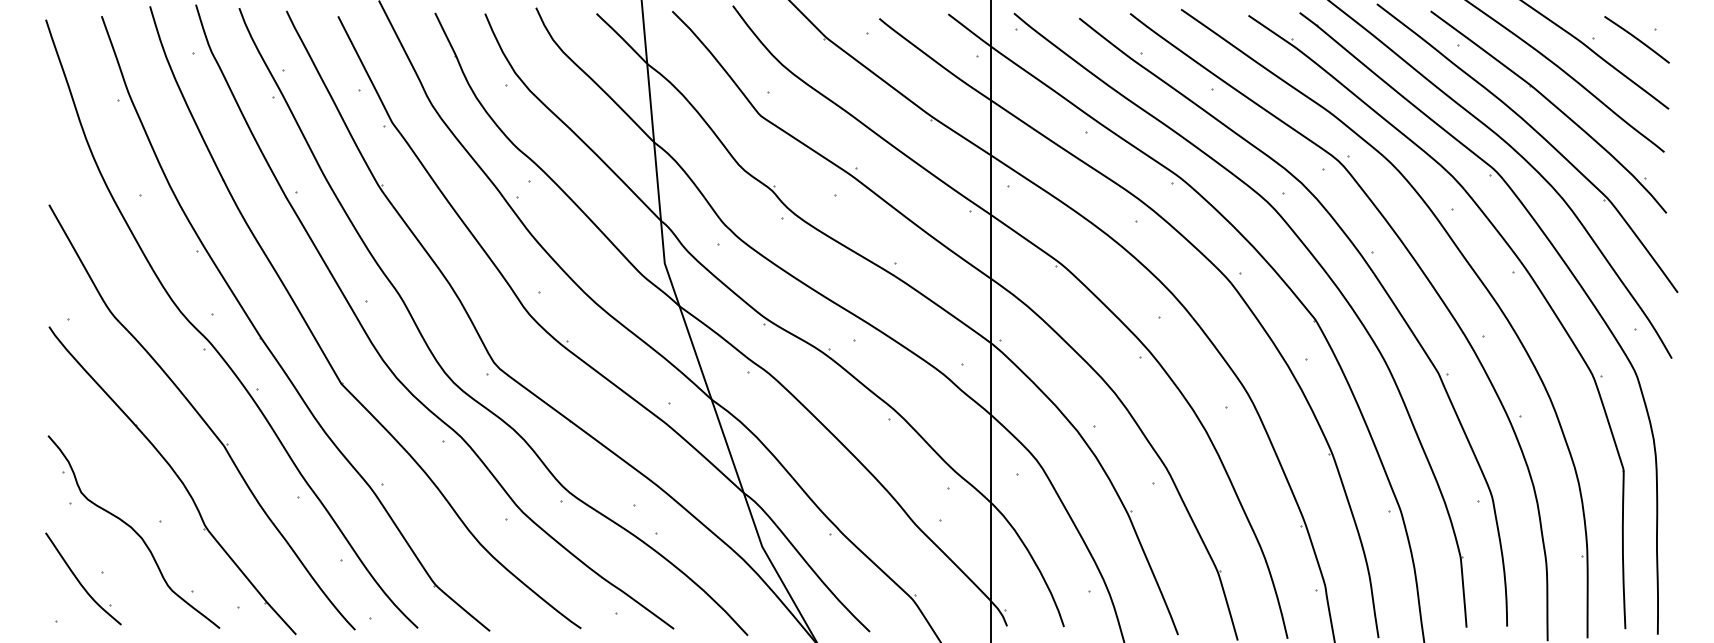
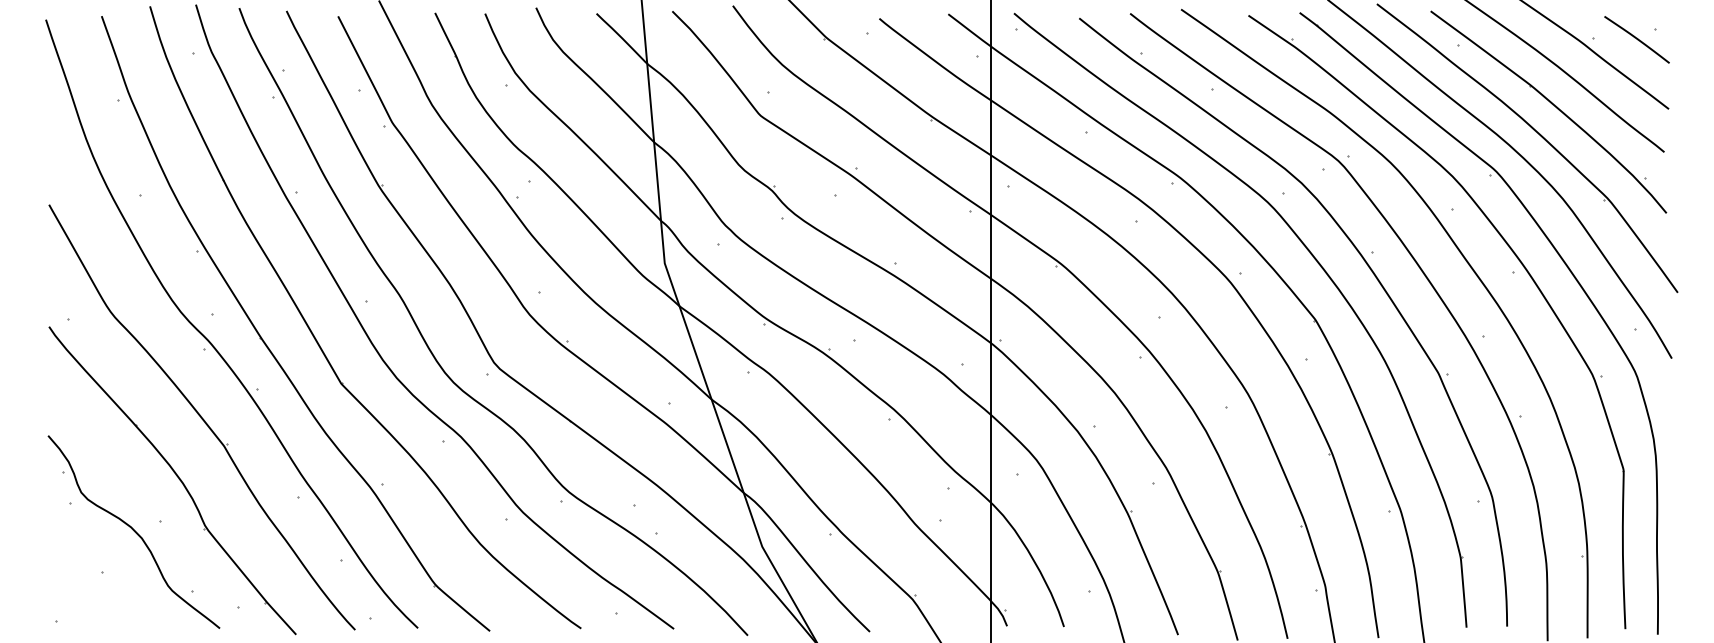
part: present -> none (83, 578)
